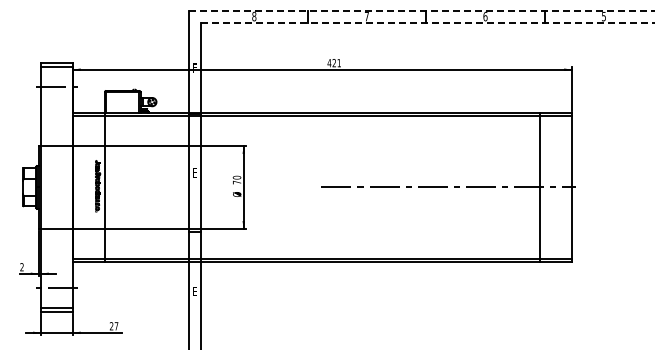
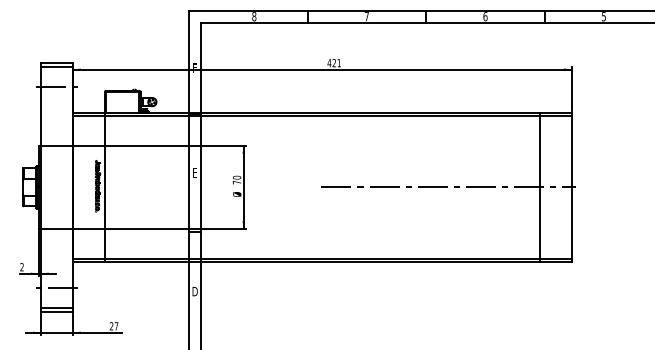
line: dashed -> solid (422, 10)
line: dashed -> solid (427, 22)
text: E -> D (194, 291)
